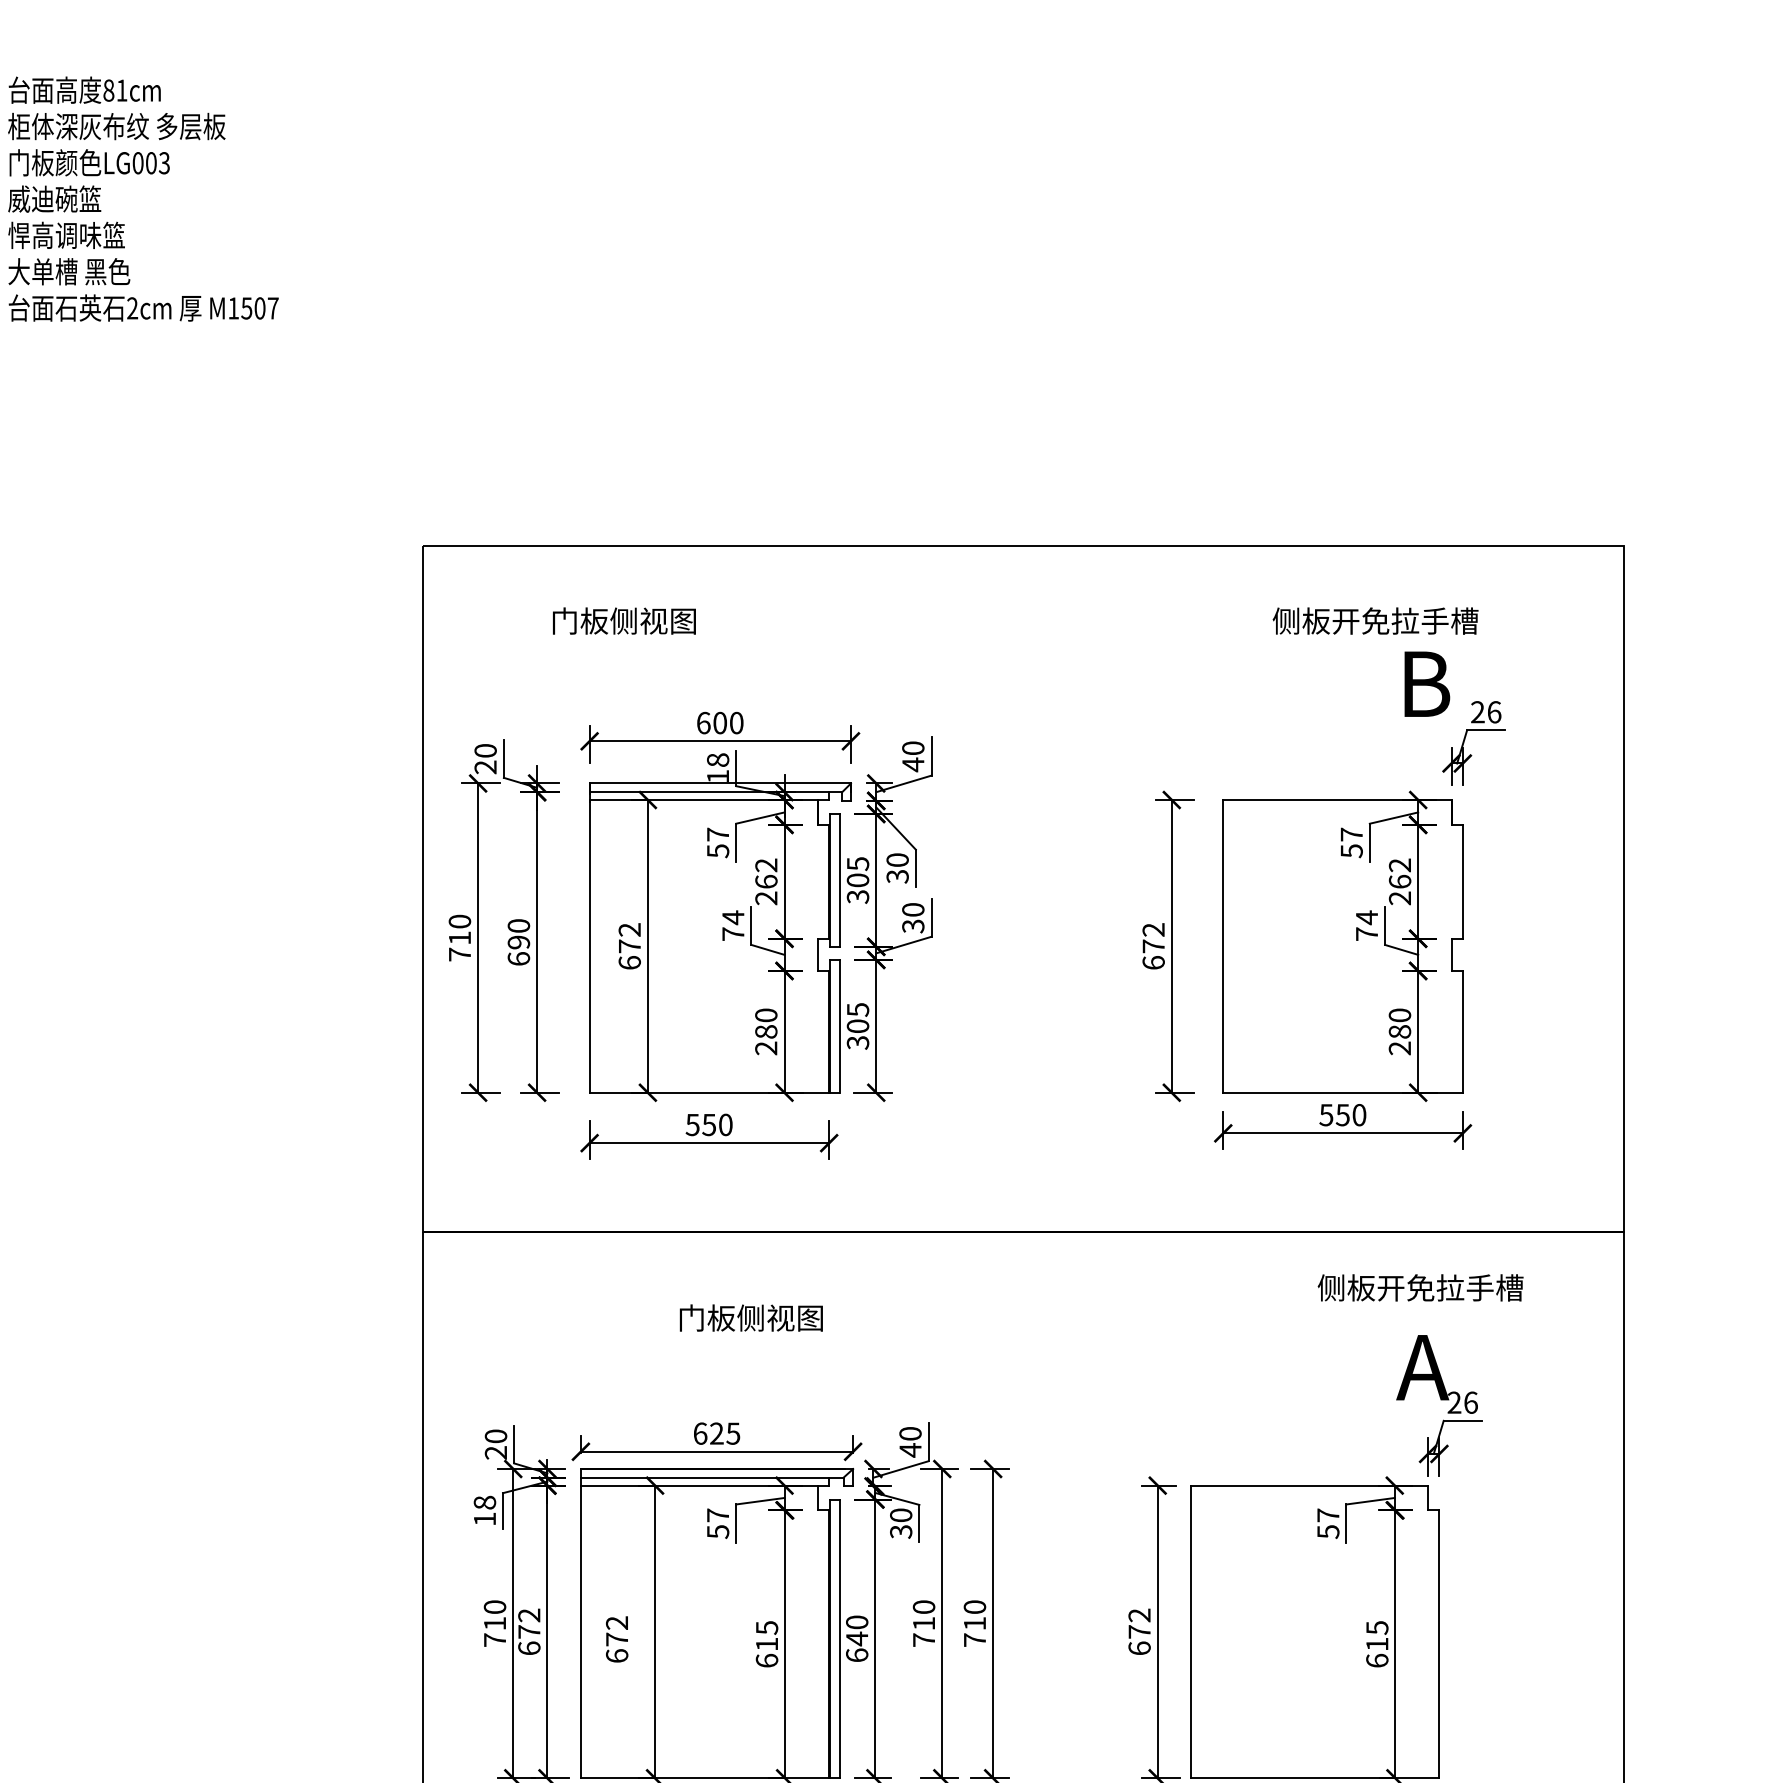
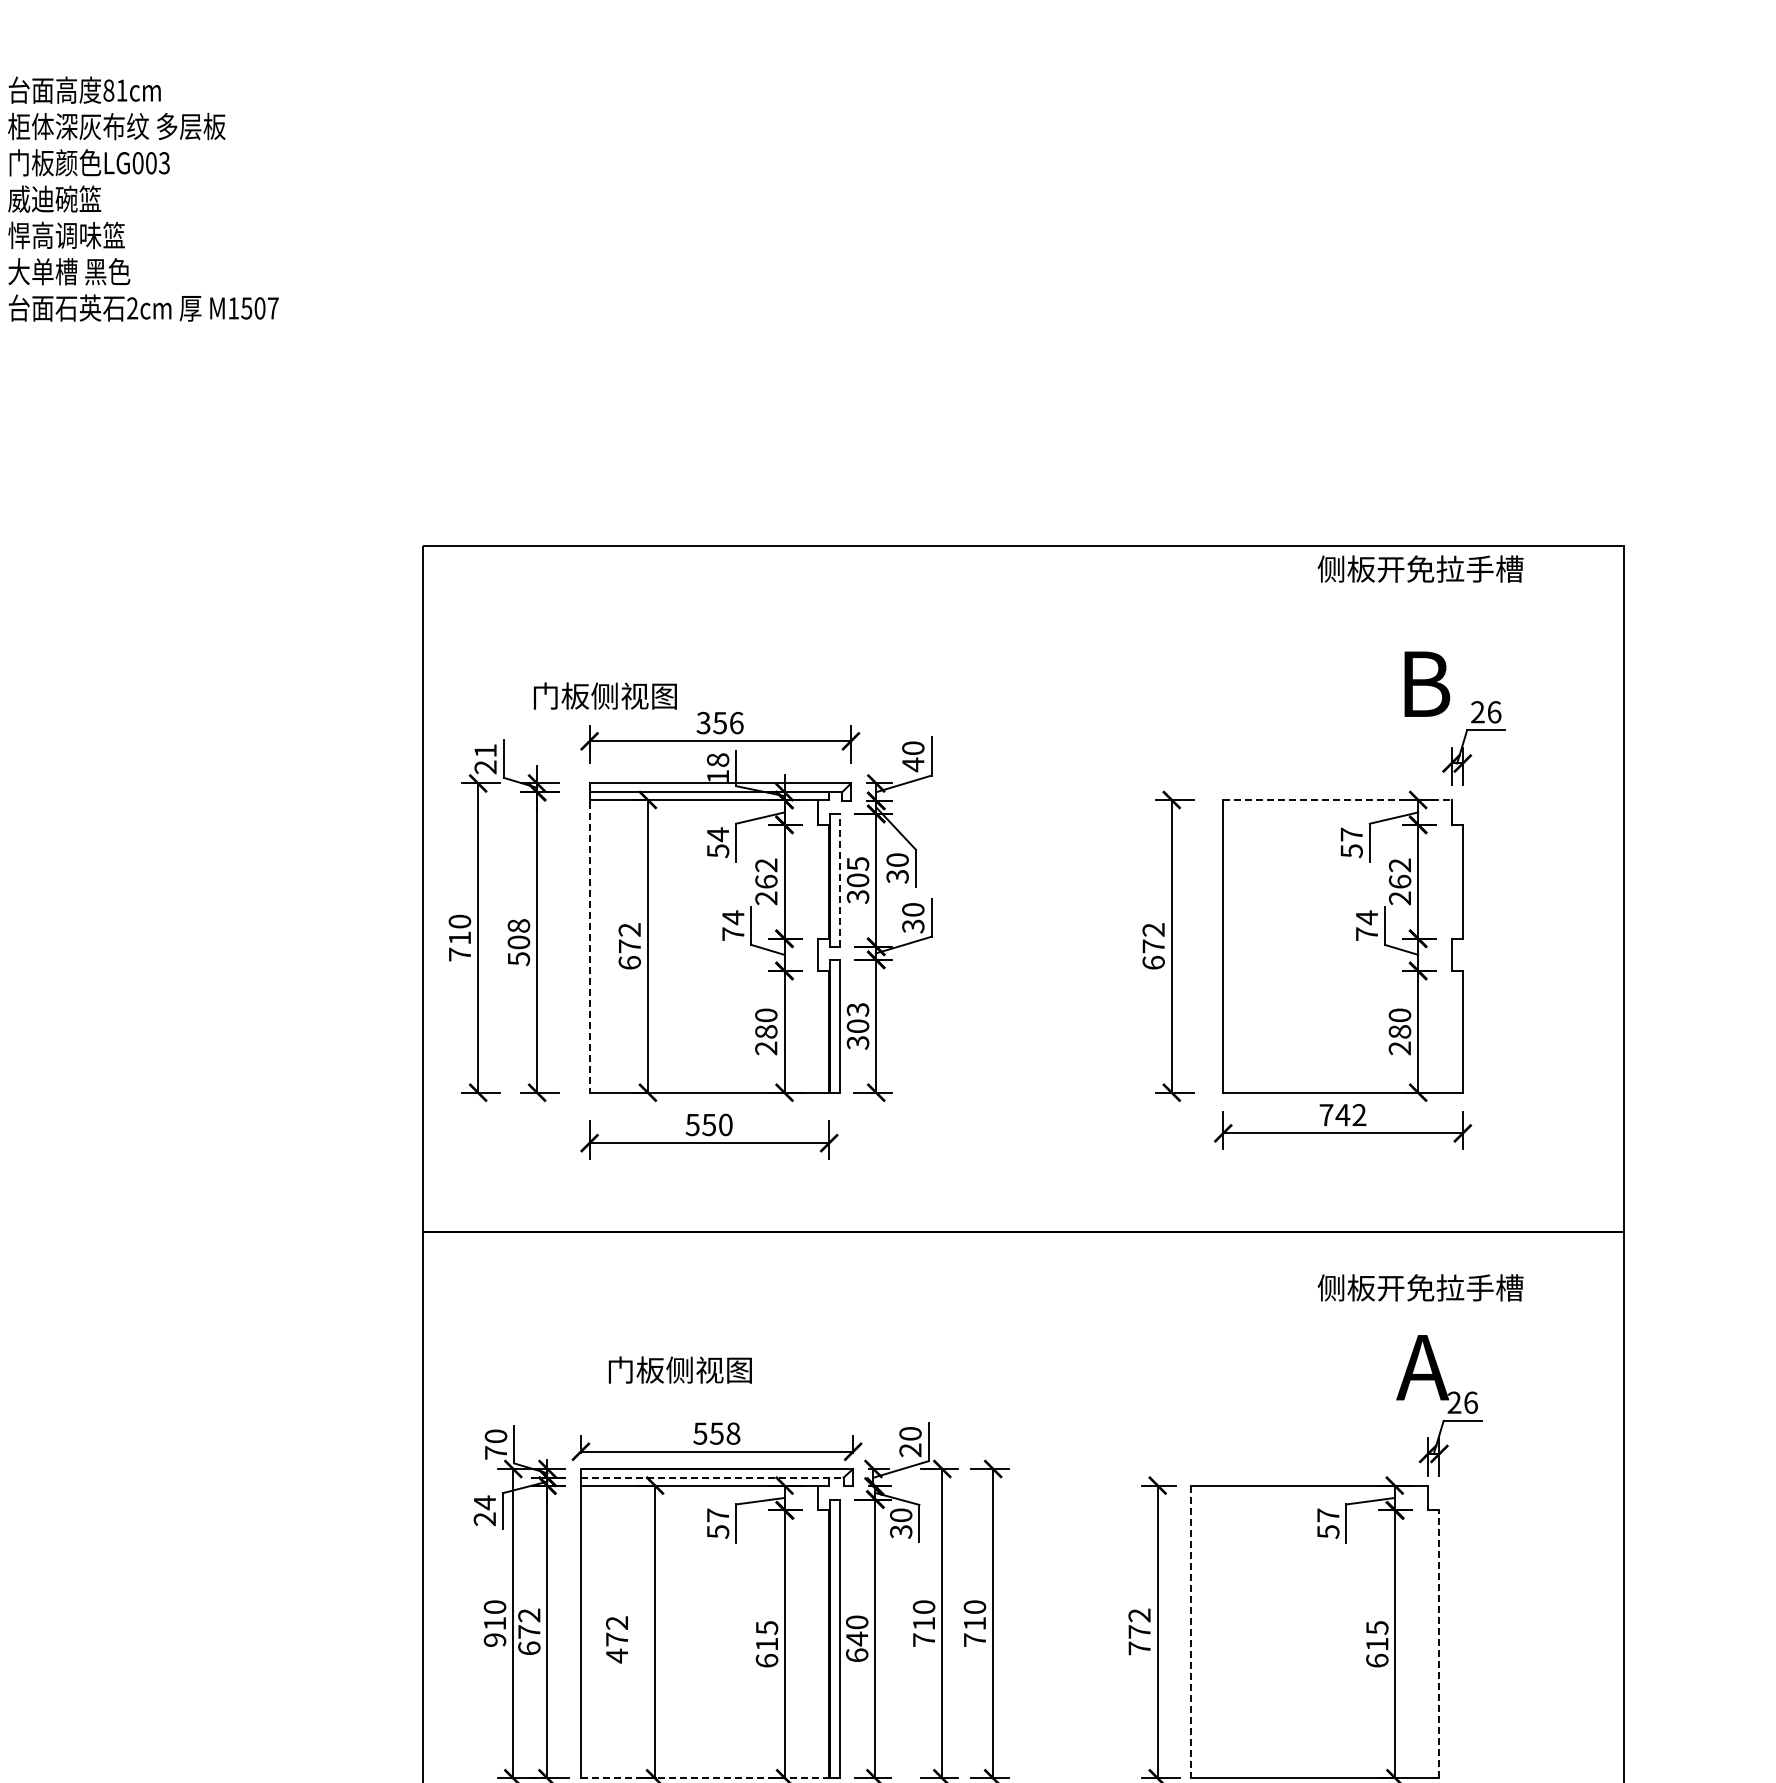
text position: (624, 620) -> (605, 695) (605, 695)
text position: (1375, 620) -> (1420, 568) (1420, 568)
text: 600 -> 356 (719, 722)
text: 20 -> 21 (485, 750)
line: solid -> dashed (1337, 800)
text: 57 -> 54 (717, 834)
line: solid -> dashed (839, 879)
text: 690 -> 508 (518, 942)
line: solid -> dashed (589, 947)
text: 305 -> 303 (857, 1009)
text: 550 -> 742 (1342, 1115)
text position: (750, 1317) -> (679, 1369) (679, 1369)
text: 625 -> 558 (716, 1433)
text: 40 -> 20 (910, 1450)
text: 20 -> 70 (495, 1452)
line: solid -> dashed (712, 1477)
text: 18 -> 24 (484, 1510)
line: solid -> dashed (1191, 1632)
text: 710 -> 910 (494, 1639)
line: solid -> dashed (1439, 1644)
text: 672 -> 772 (1139, 1648)
text: 672 -> 472 (617, 1655)
line: solid -> dashed (705, 1778)
